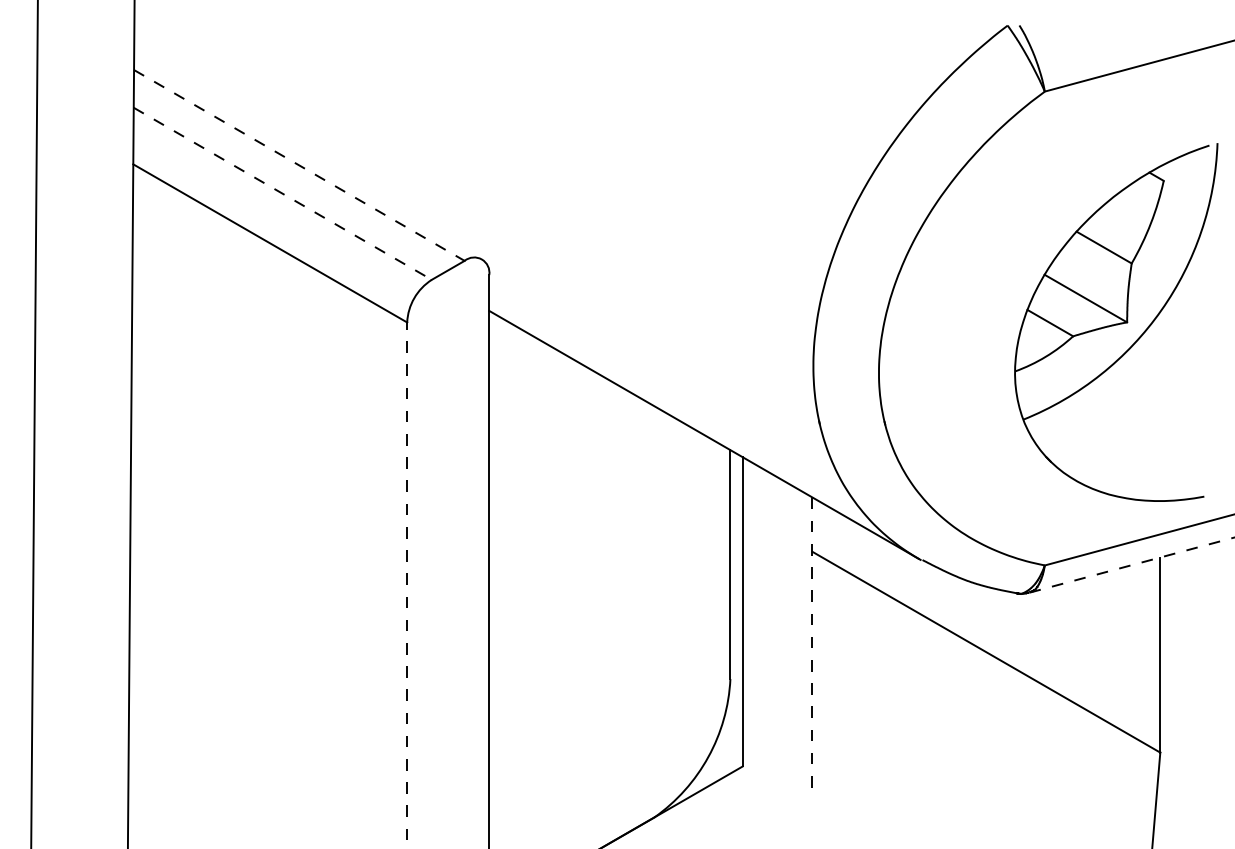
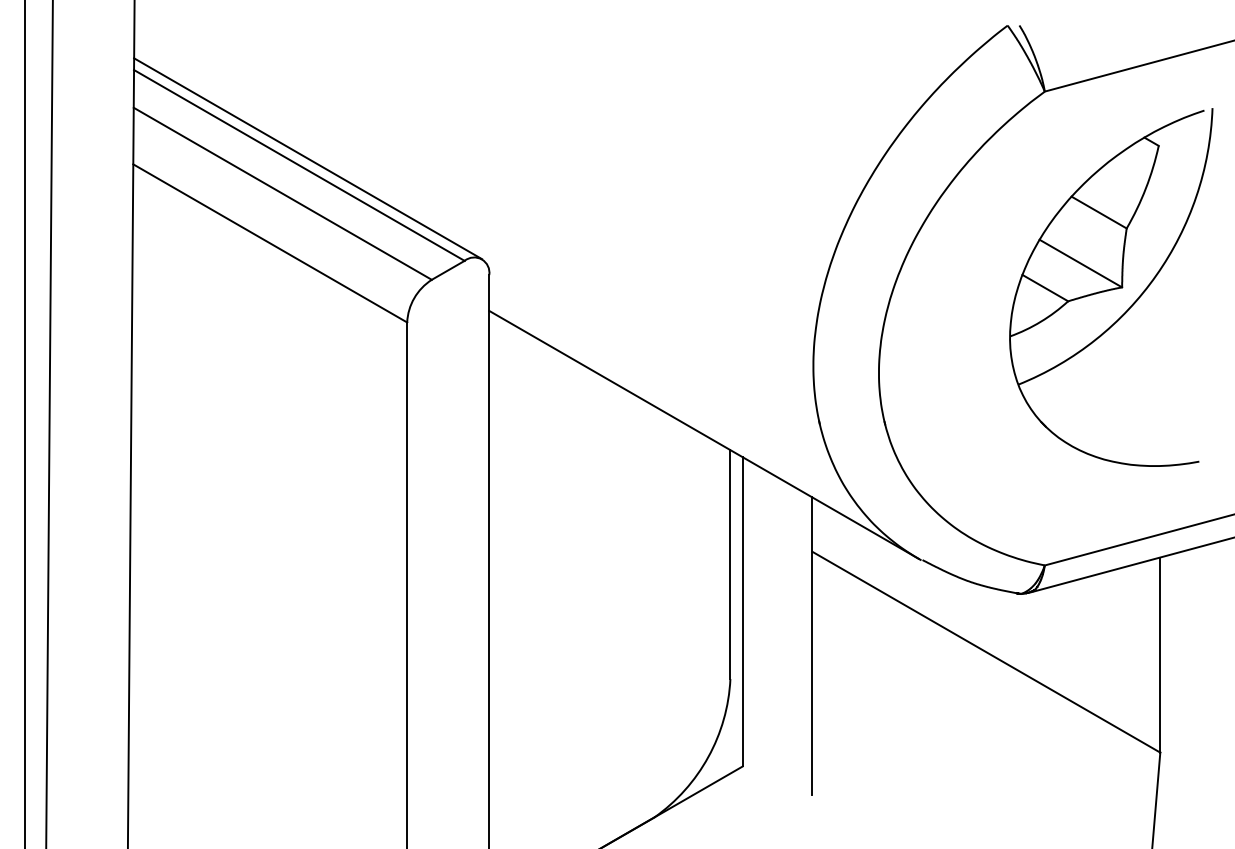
line: none -> present (308, 158)
line: dashed -> solid (299, 165)
line: dashed -> solid (283, 194)
part position: (1116, 322) -> (1111, 287) (1111, 287)
line: none -> present (24, 423)
line position: (34, 423) -> (49, 423) (49, 423)
line: dashed -> solid (1132, 564)
line: dashed -> solid (407, 585)
line: dashed -> solid (812, 646)
